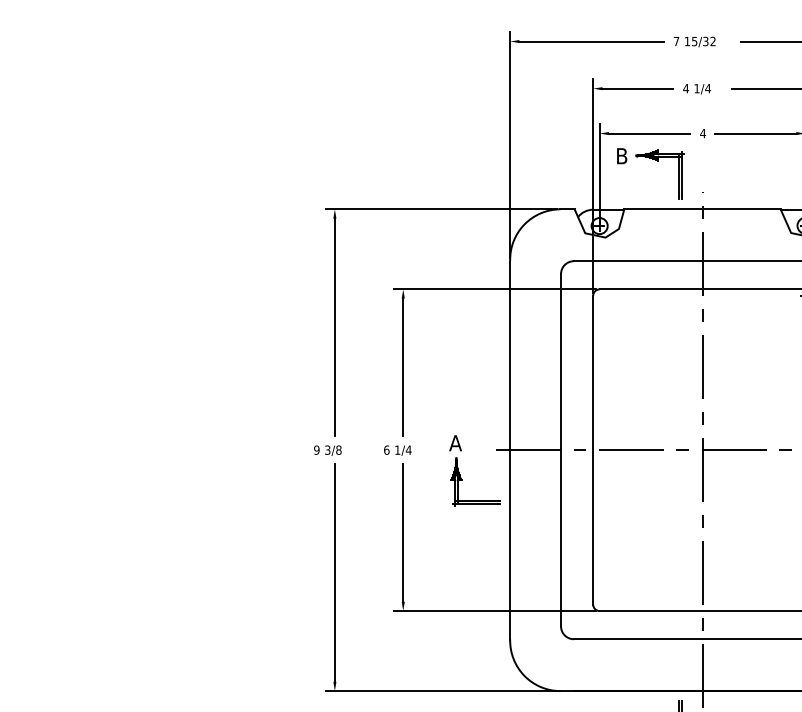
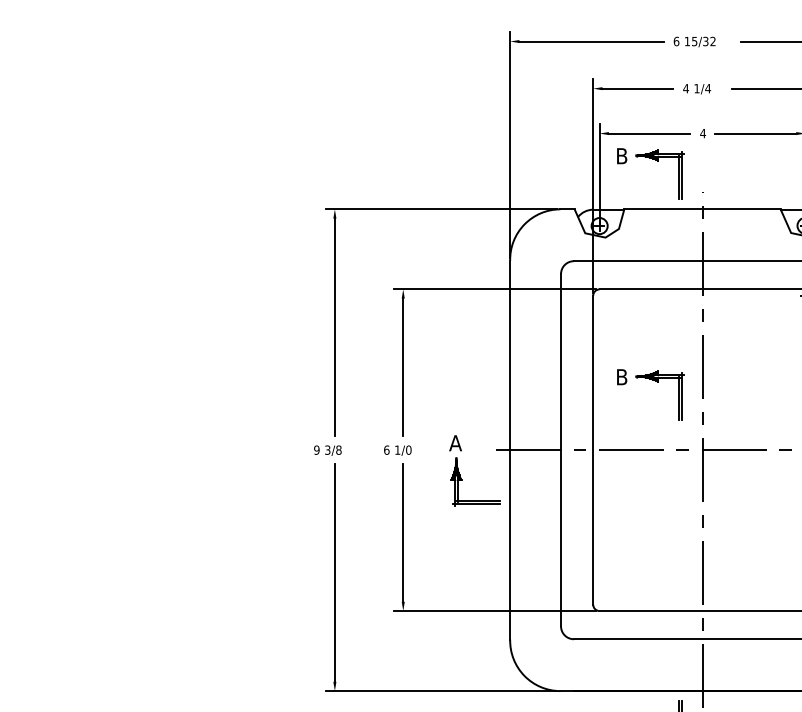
text: 7 -> 6 (676, 41)
part: none -> present (657, 382)
text: 1/4 -> 1/0 (408, 449)
